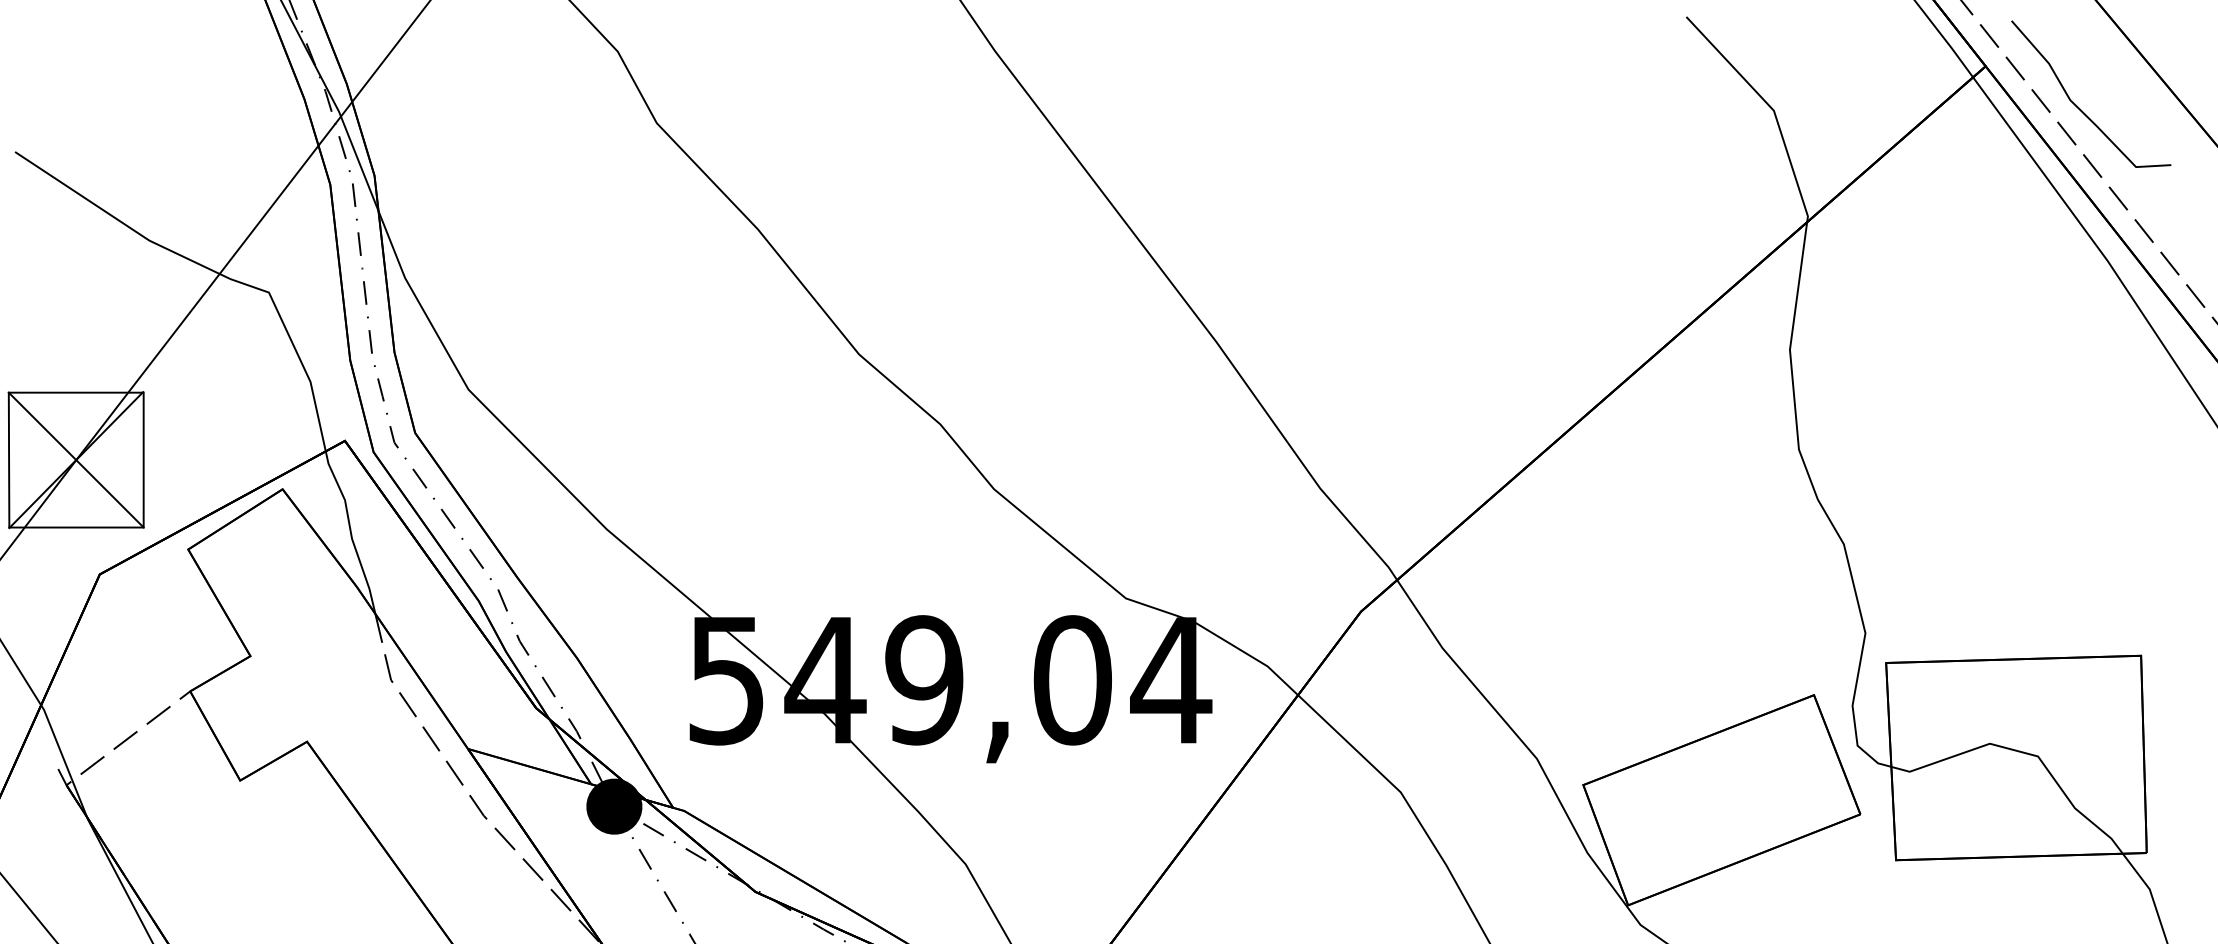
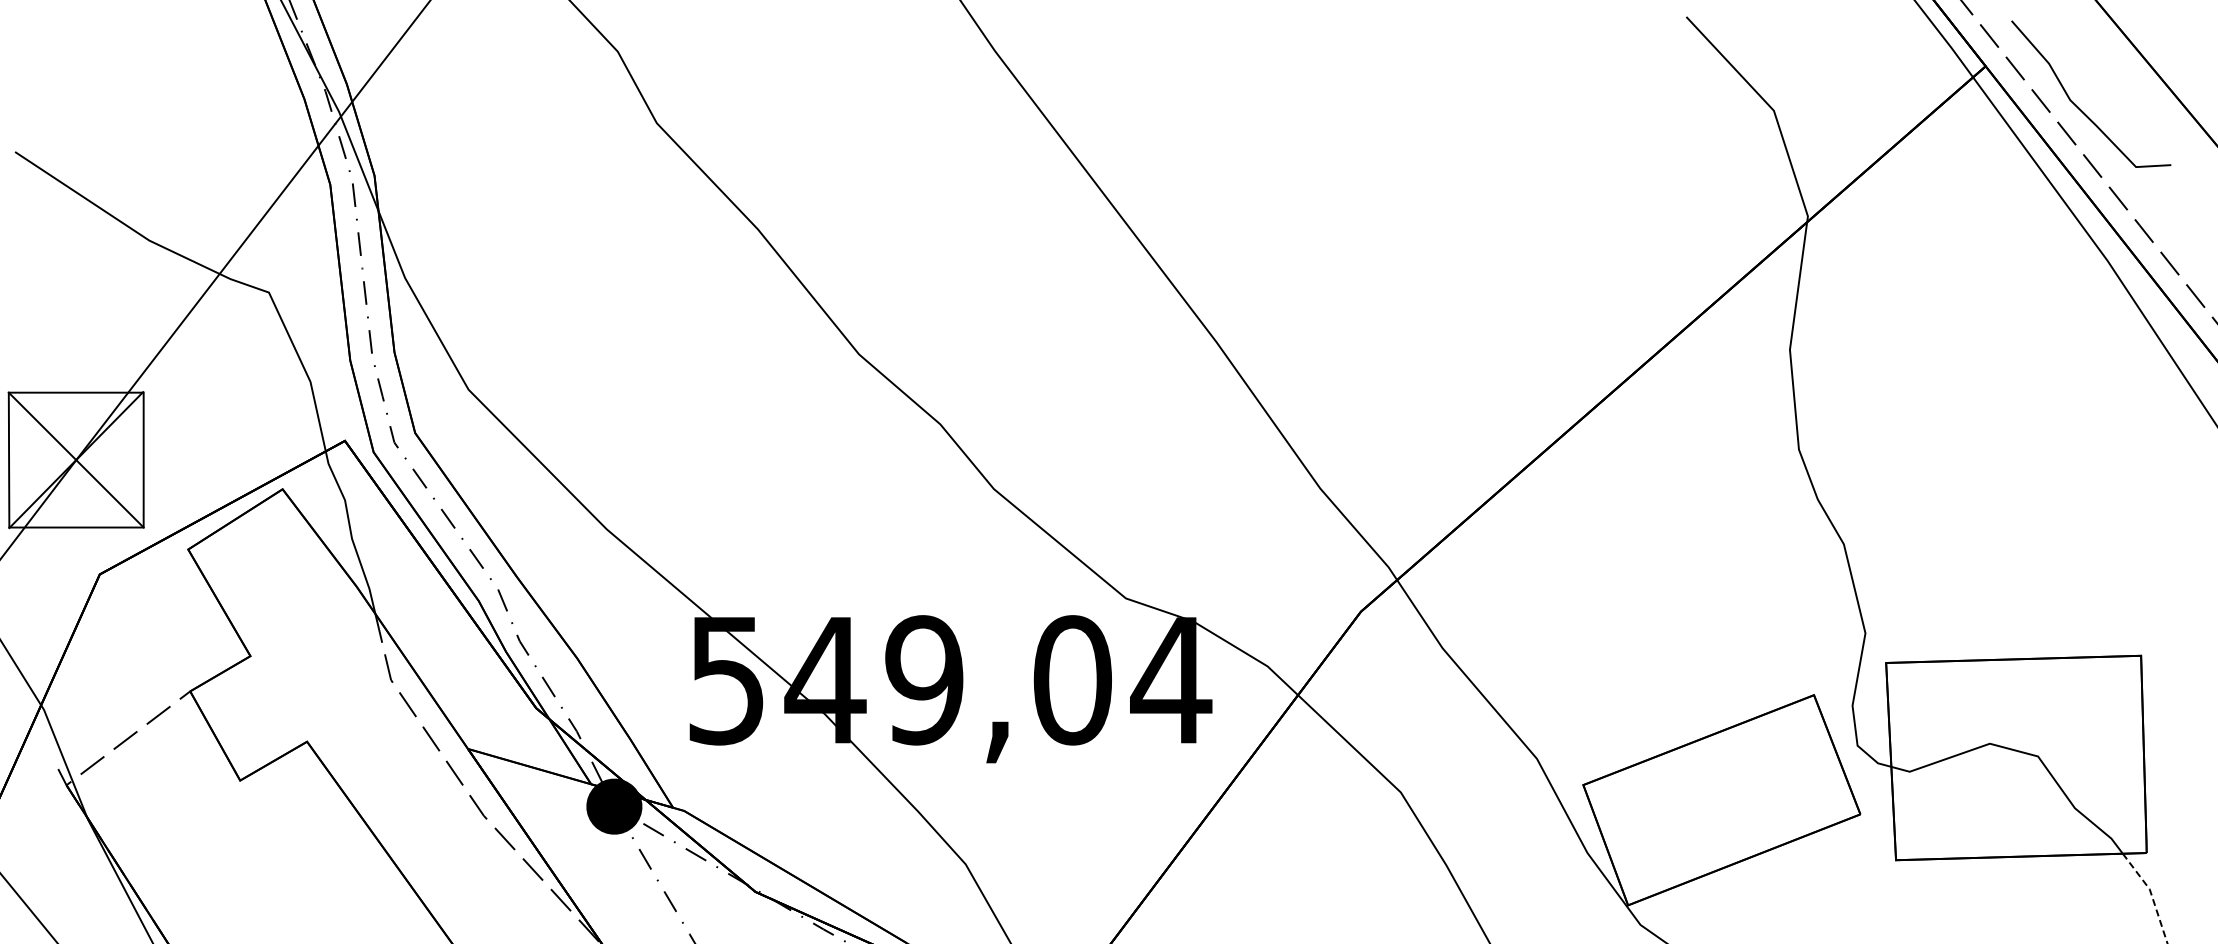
line: solid -> dashed (2151, 895)
